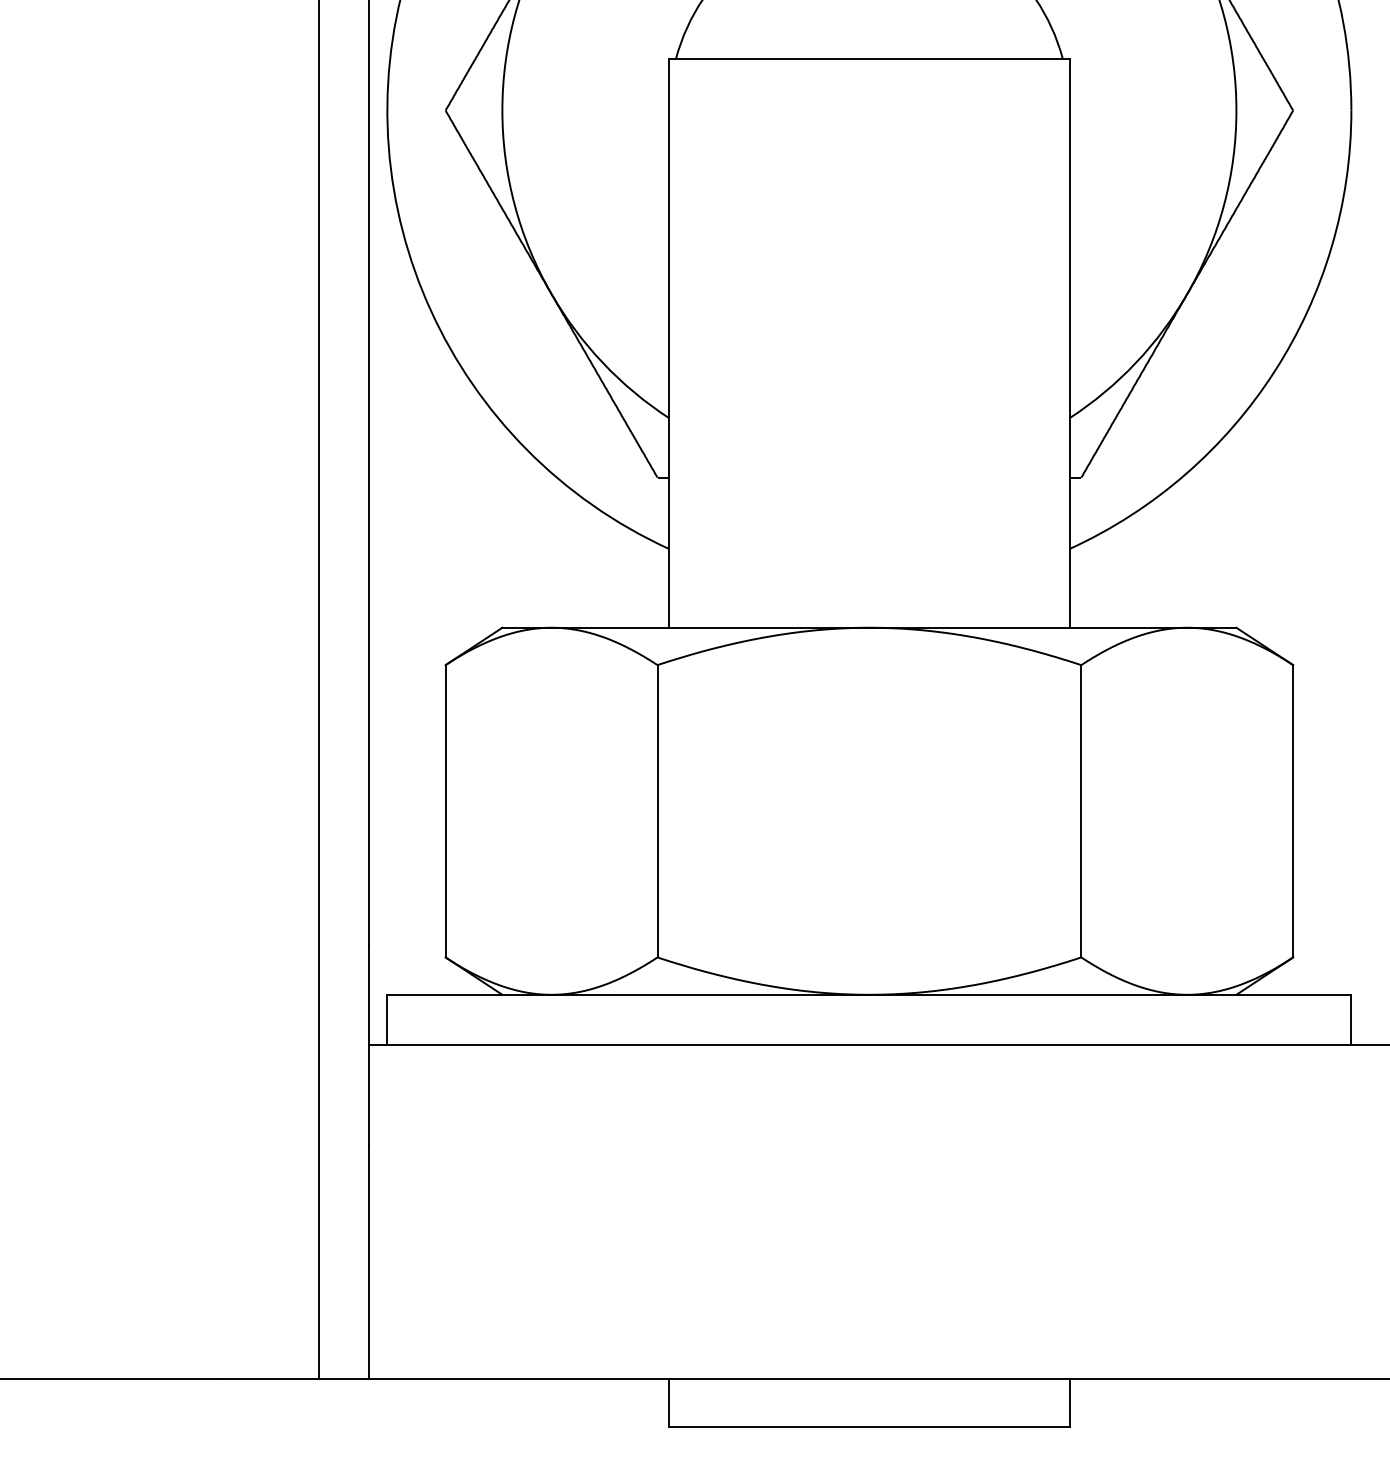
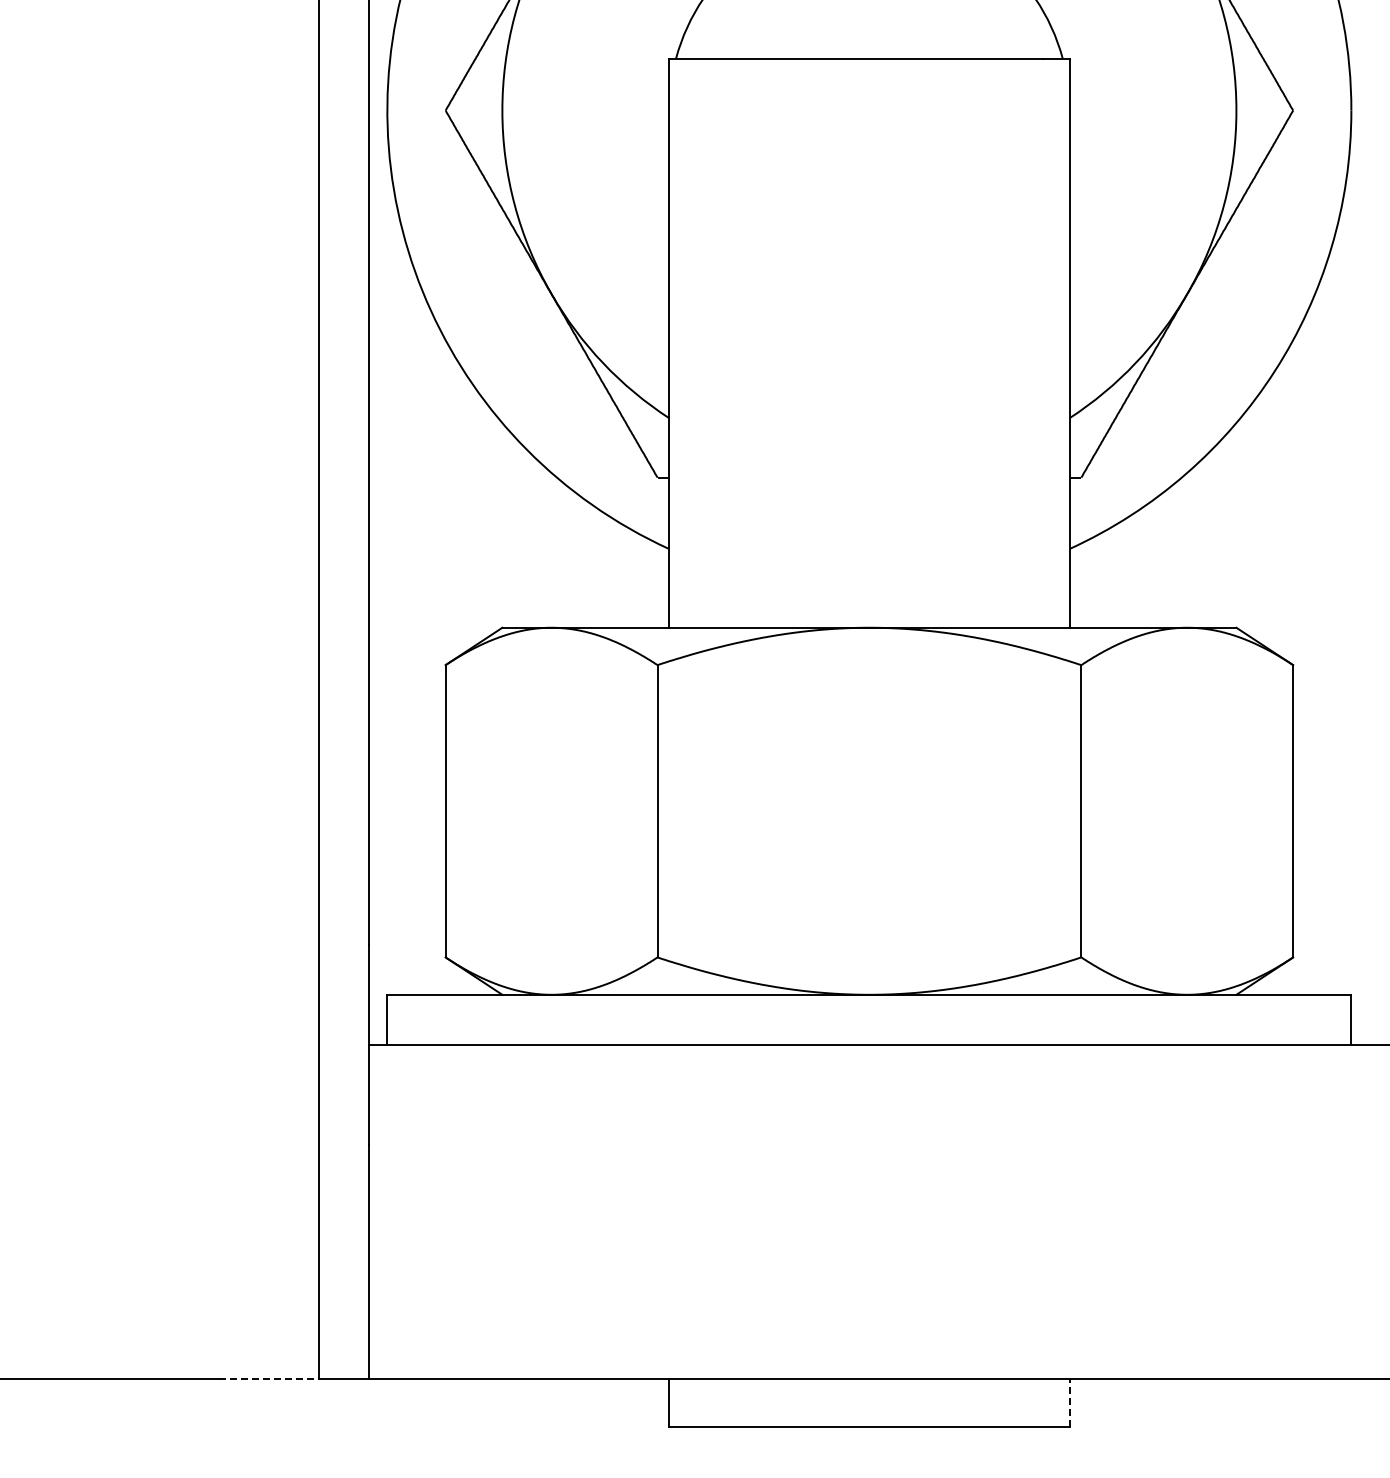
line: solid -> dashed (269, 1378)
line: solid -> dashed (1069, 1402)
